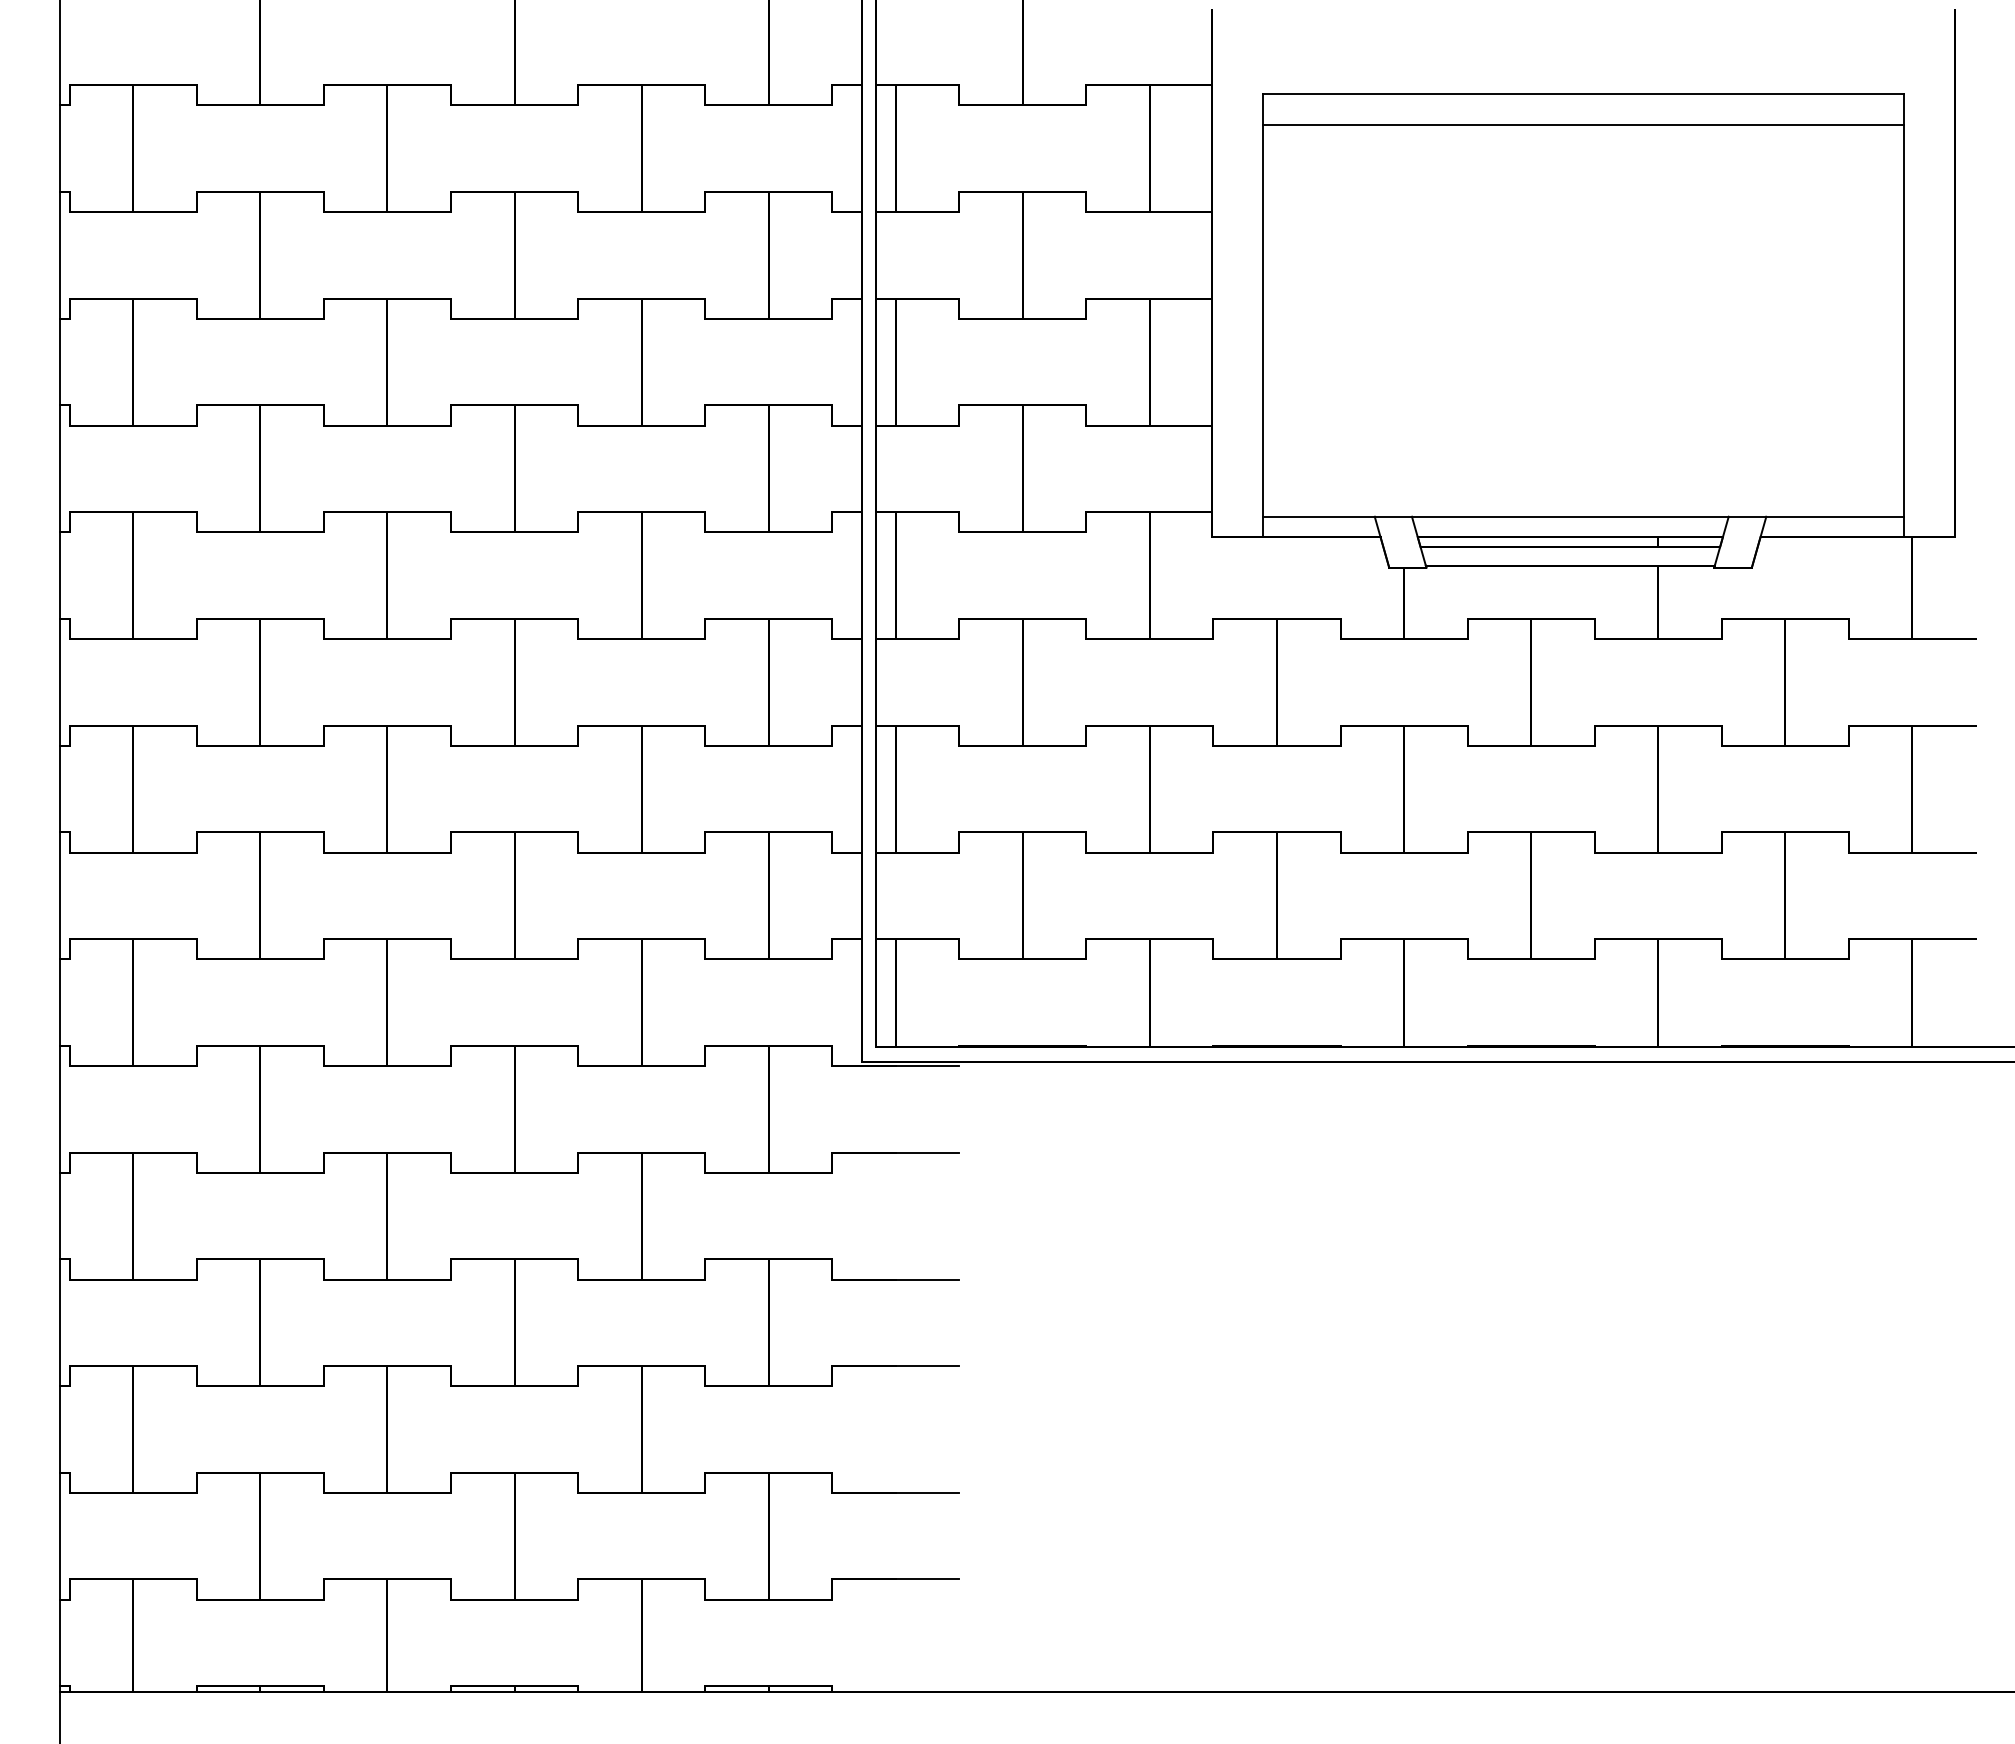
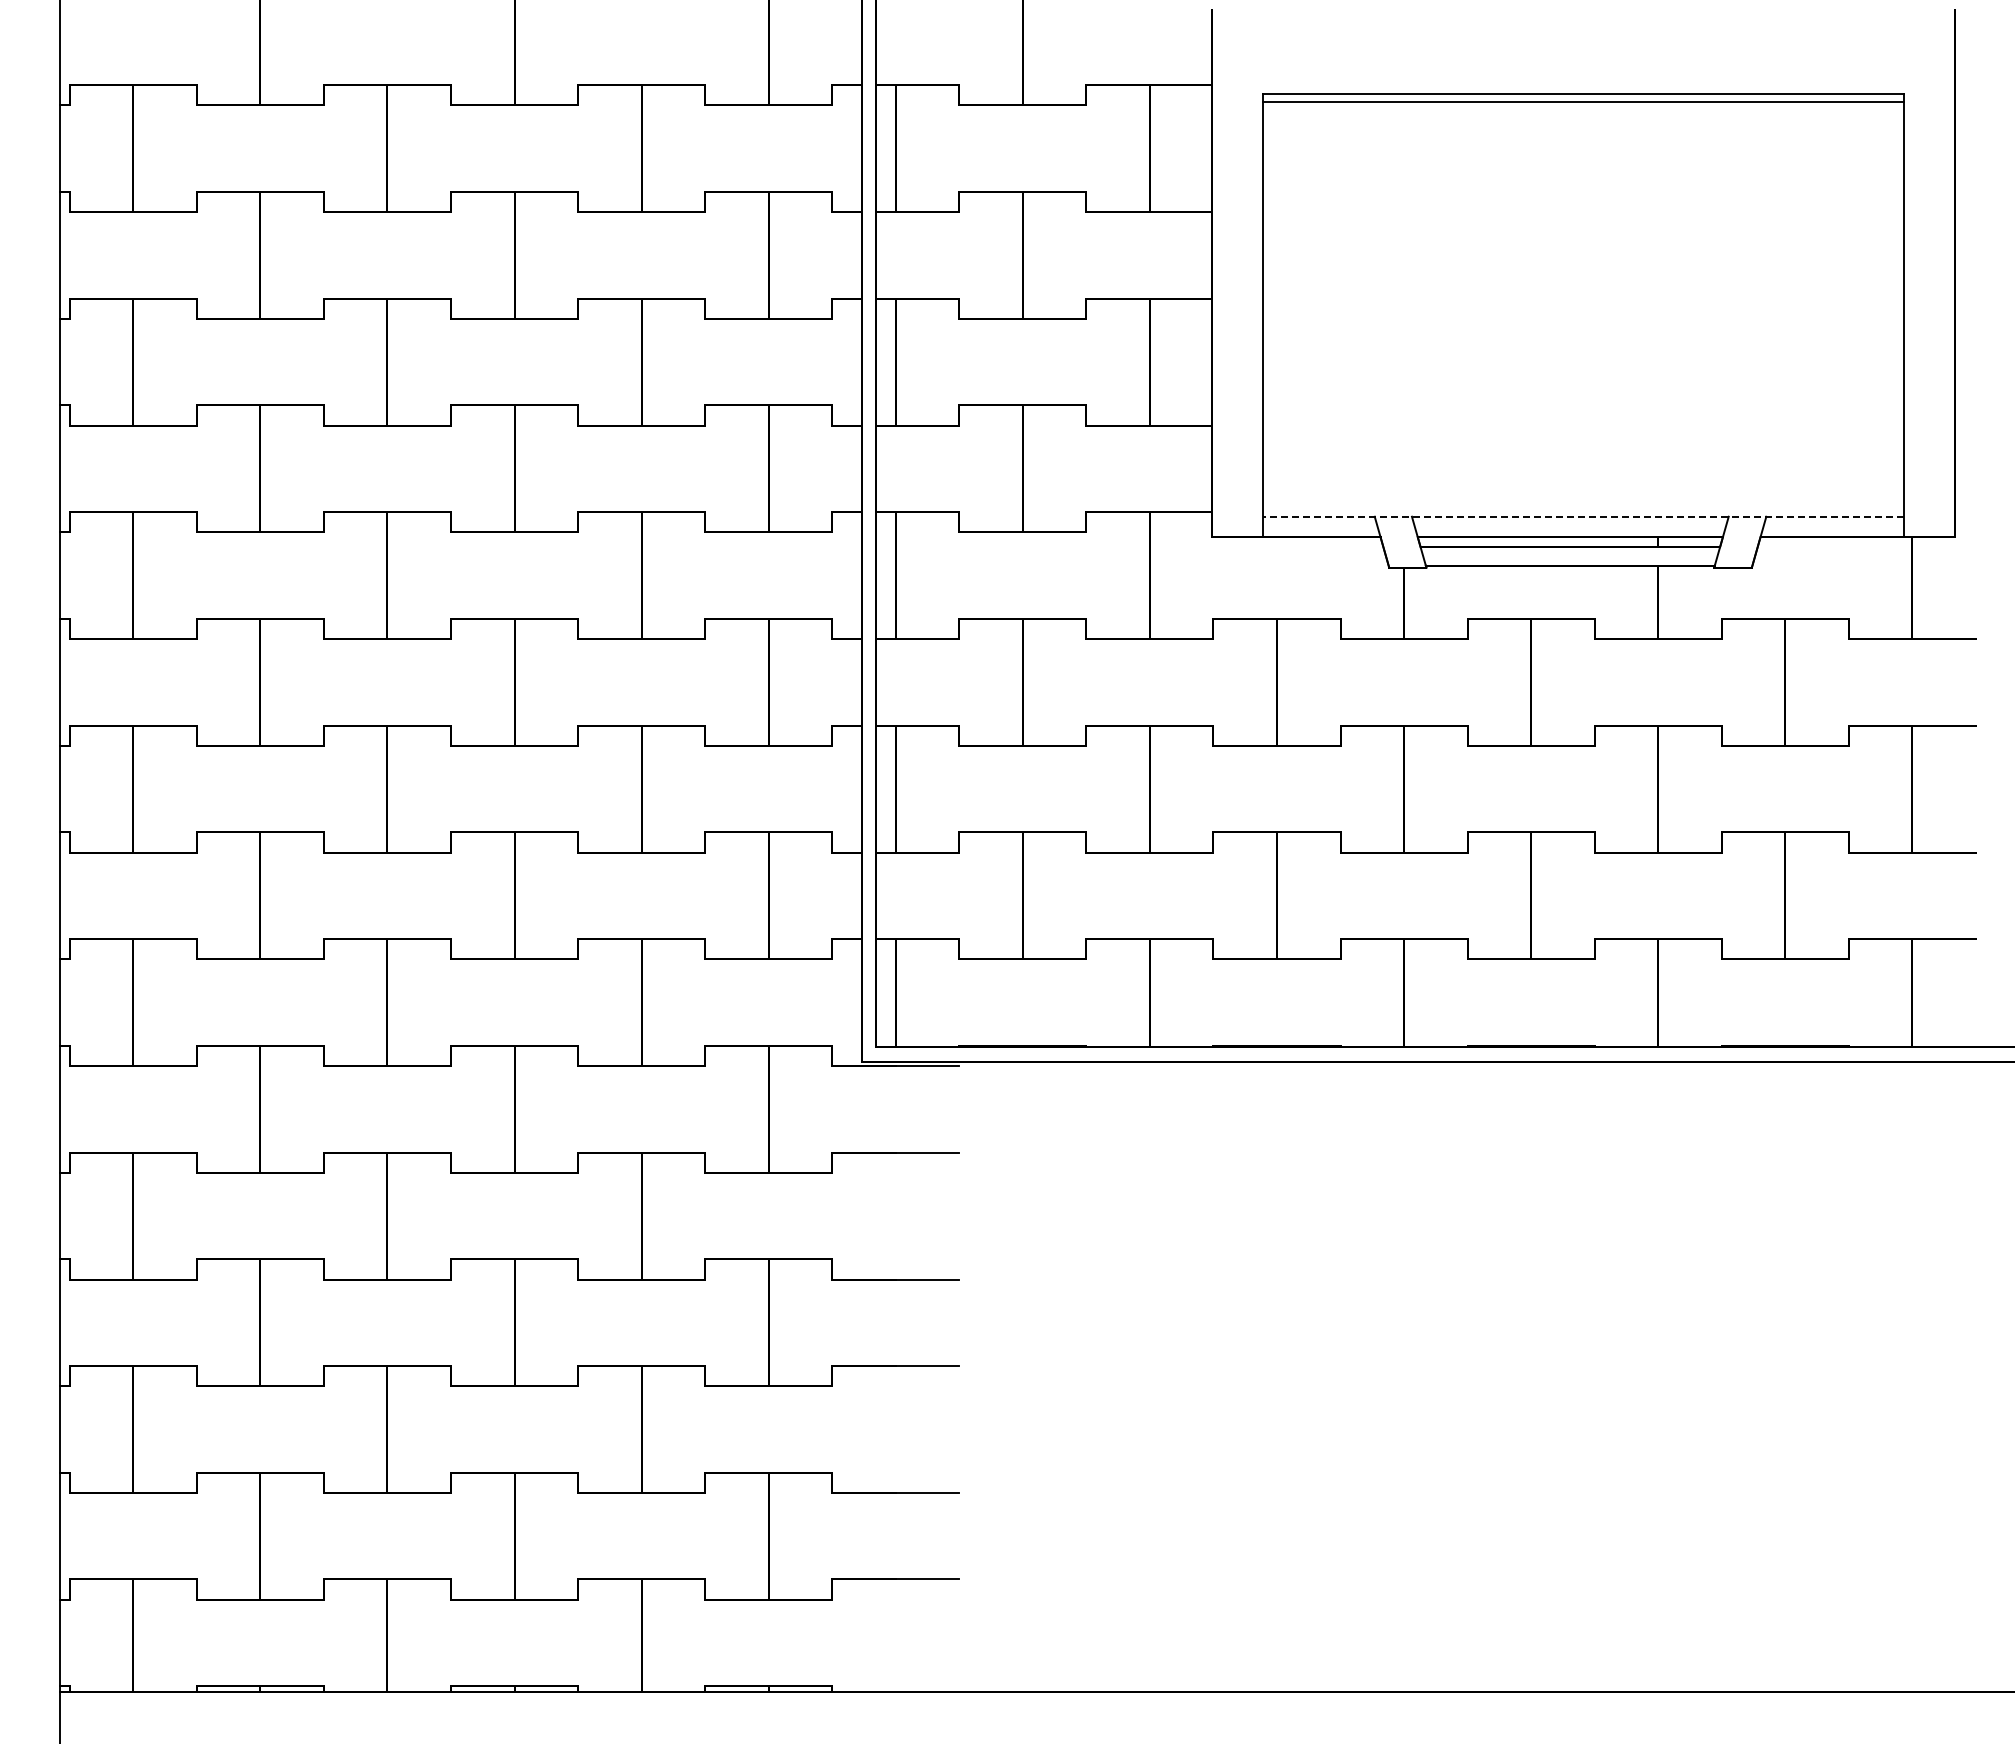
line position: (1583, 125) -> (1583, 102) (1583, 102)
line: solid -> dashed (1582, 516)
